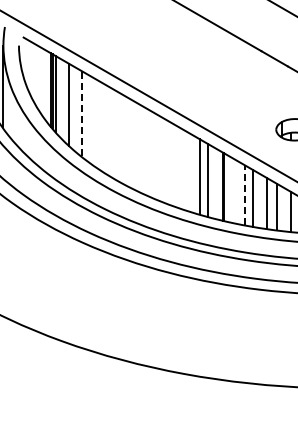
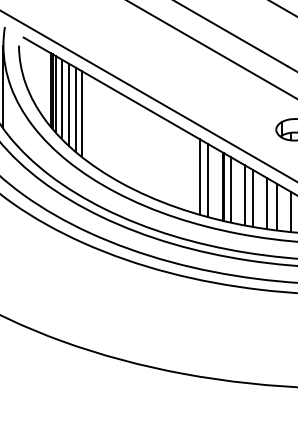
line: none -> present (211, 49)
line: none -> present (62, 98)
line: none -> present (76, 109)
line: dashed -> solid (82, 113)
line: none -> present (230, 189)
line: dashed -> solid (245, 195)
